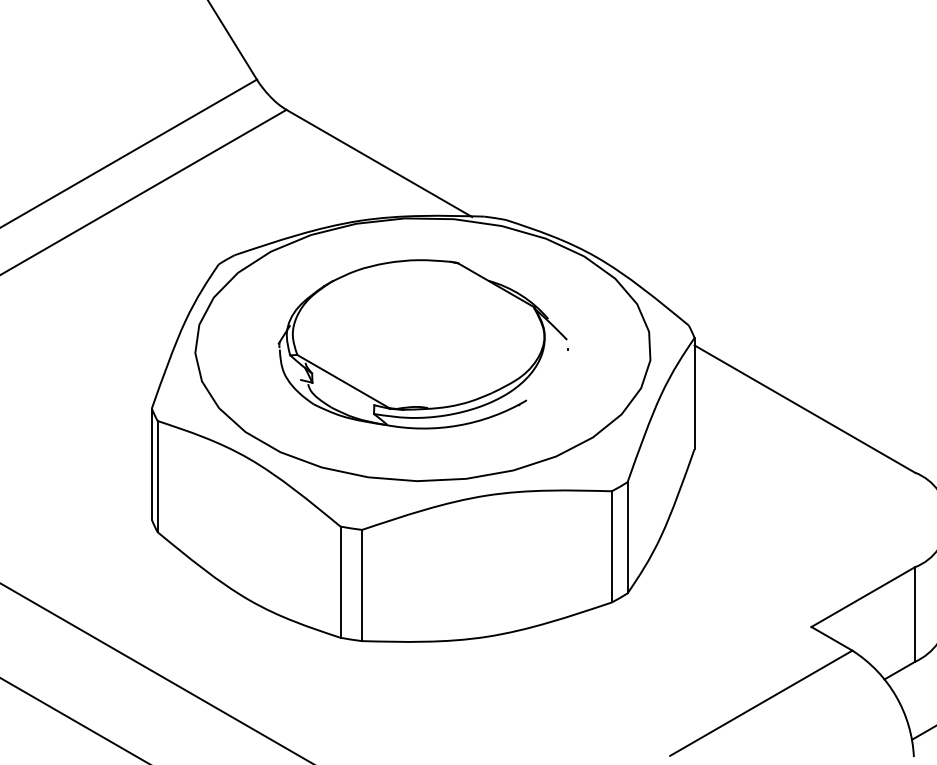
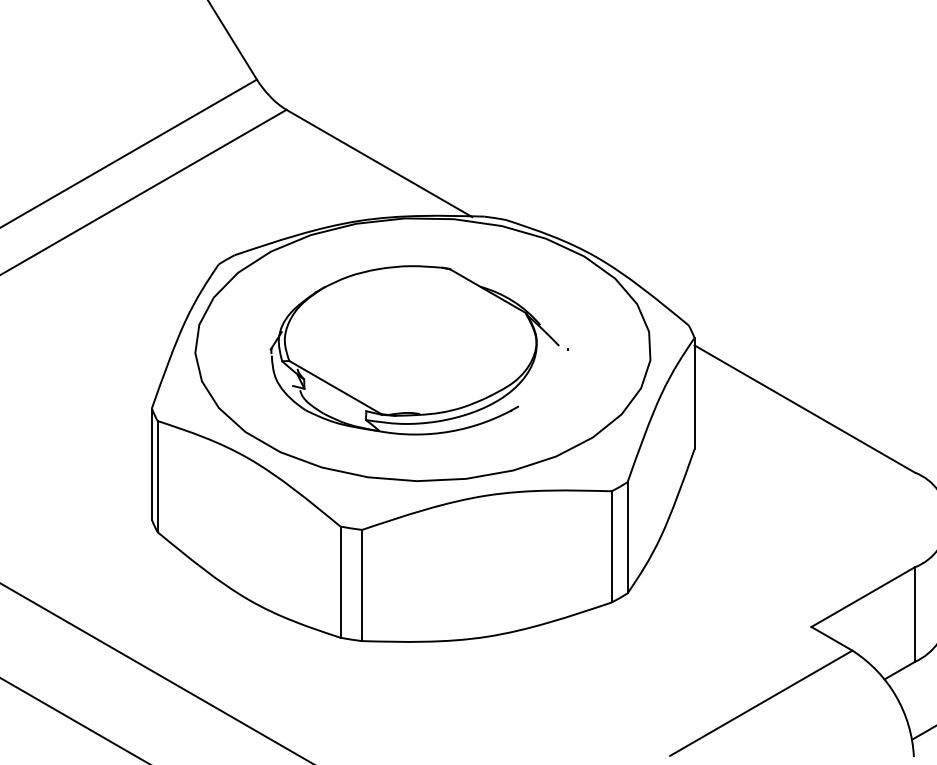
part position: (422, 344) -> (414, 350) (414, 350)
